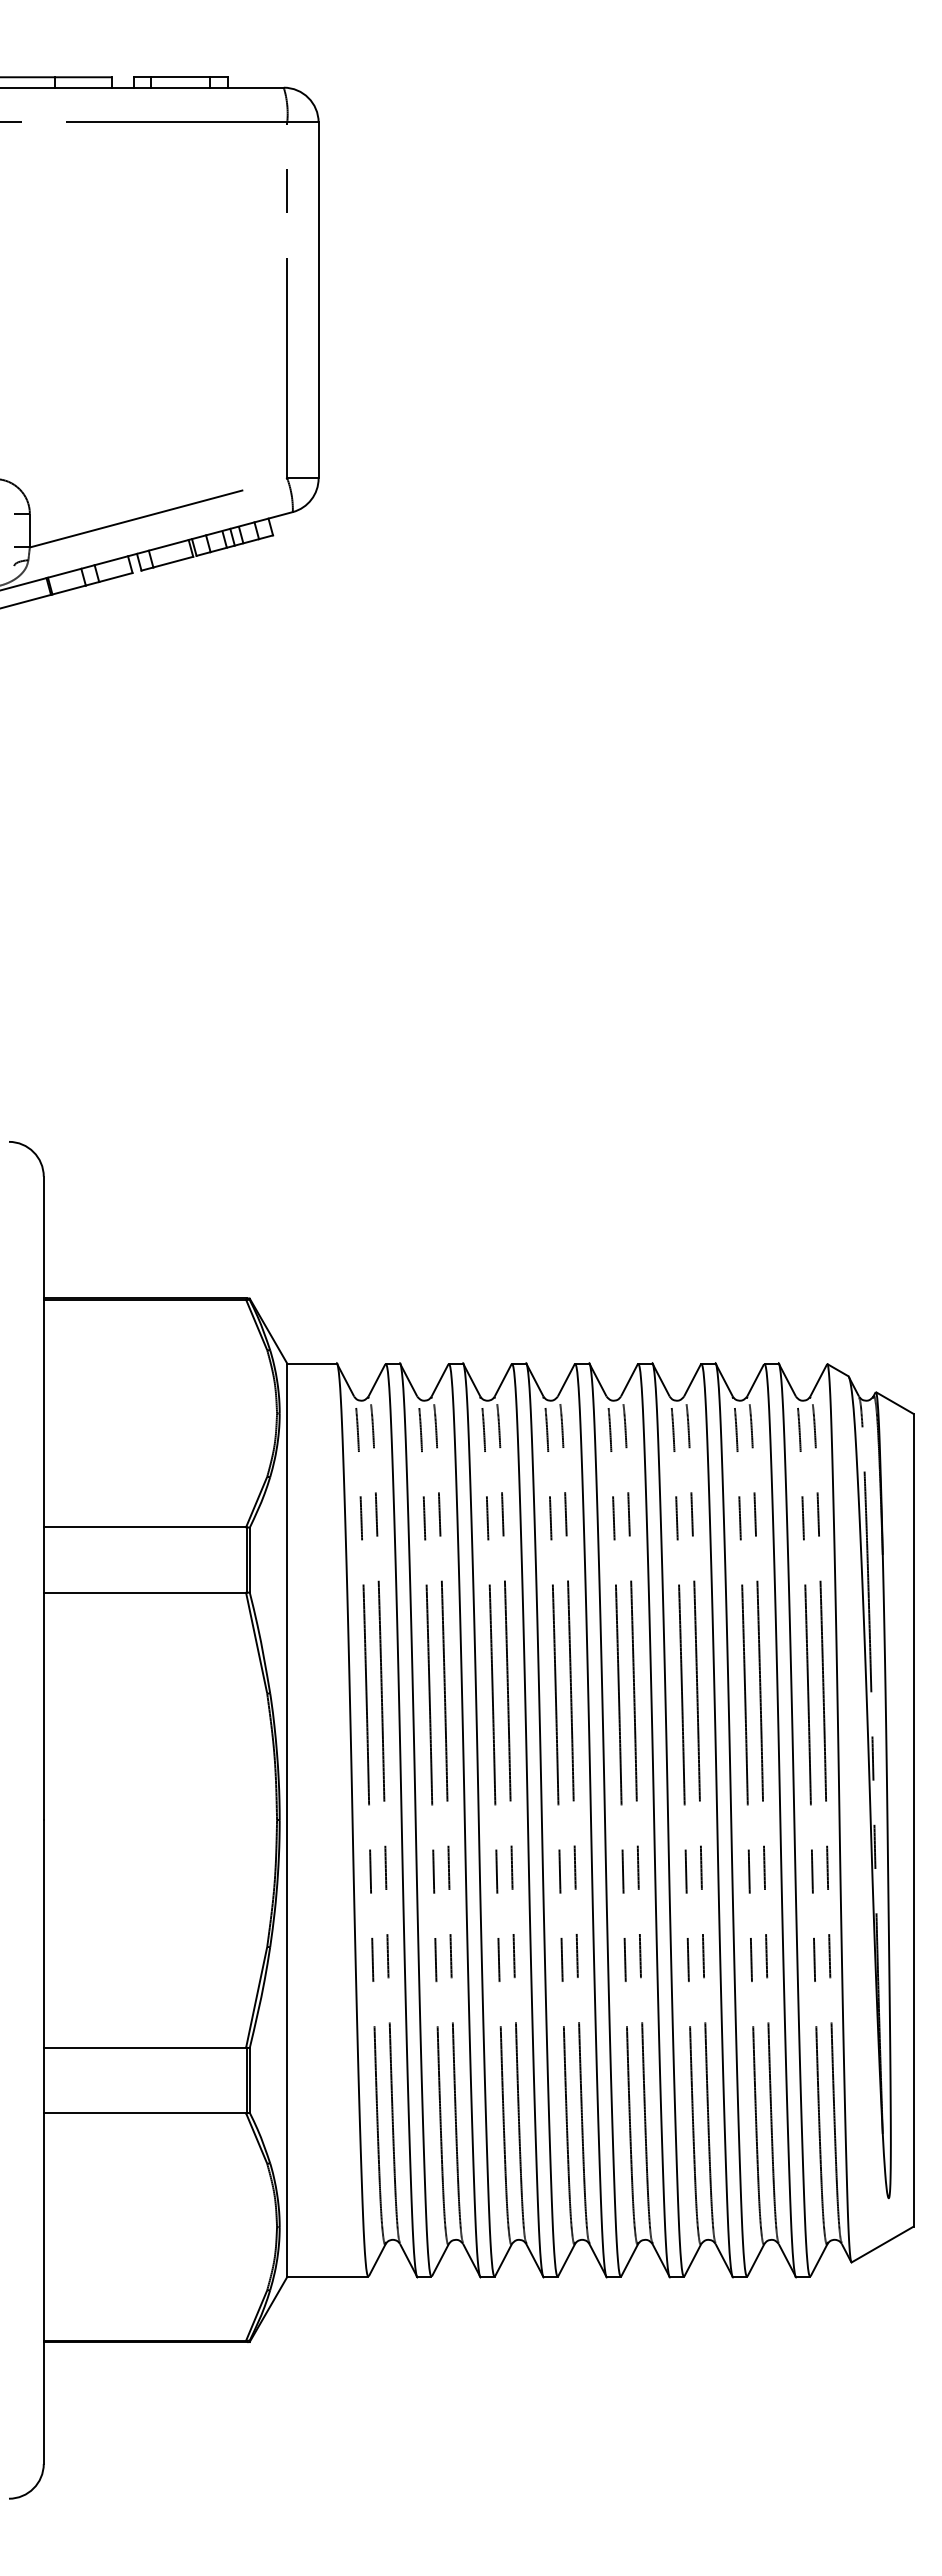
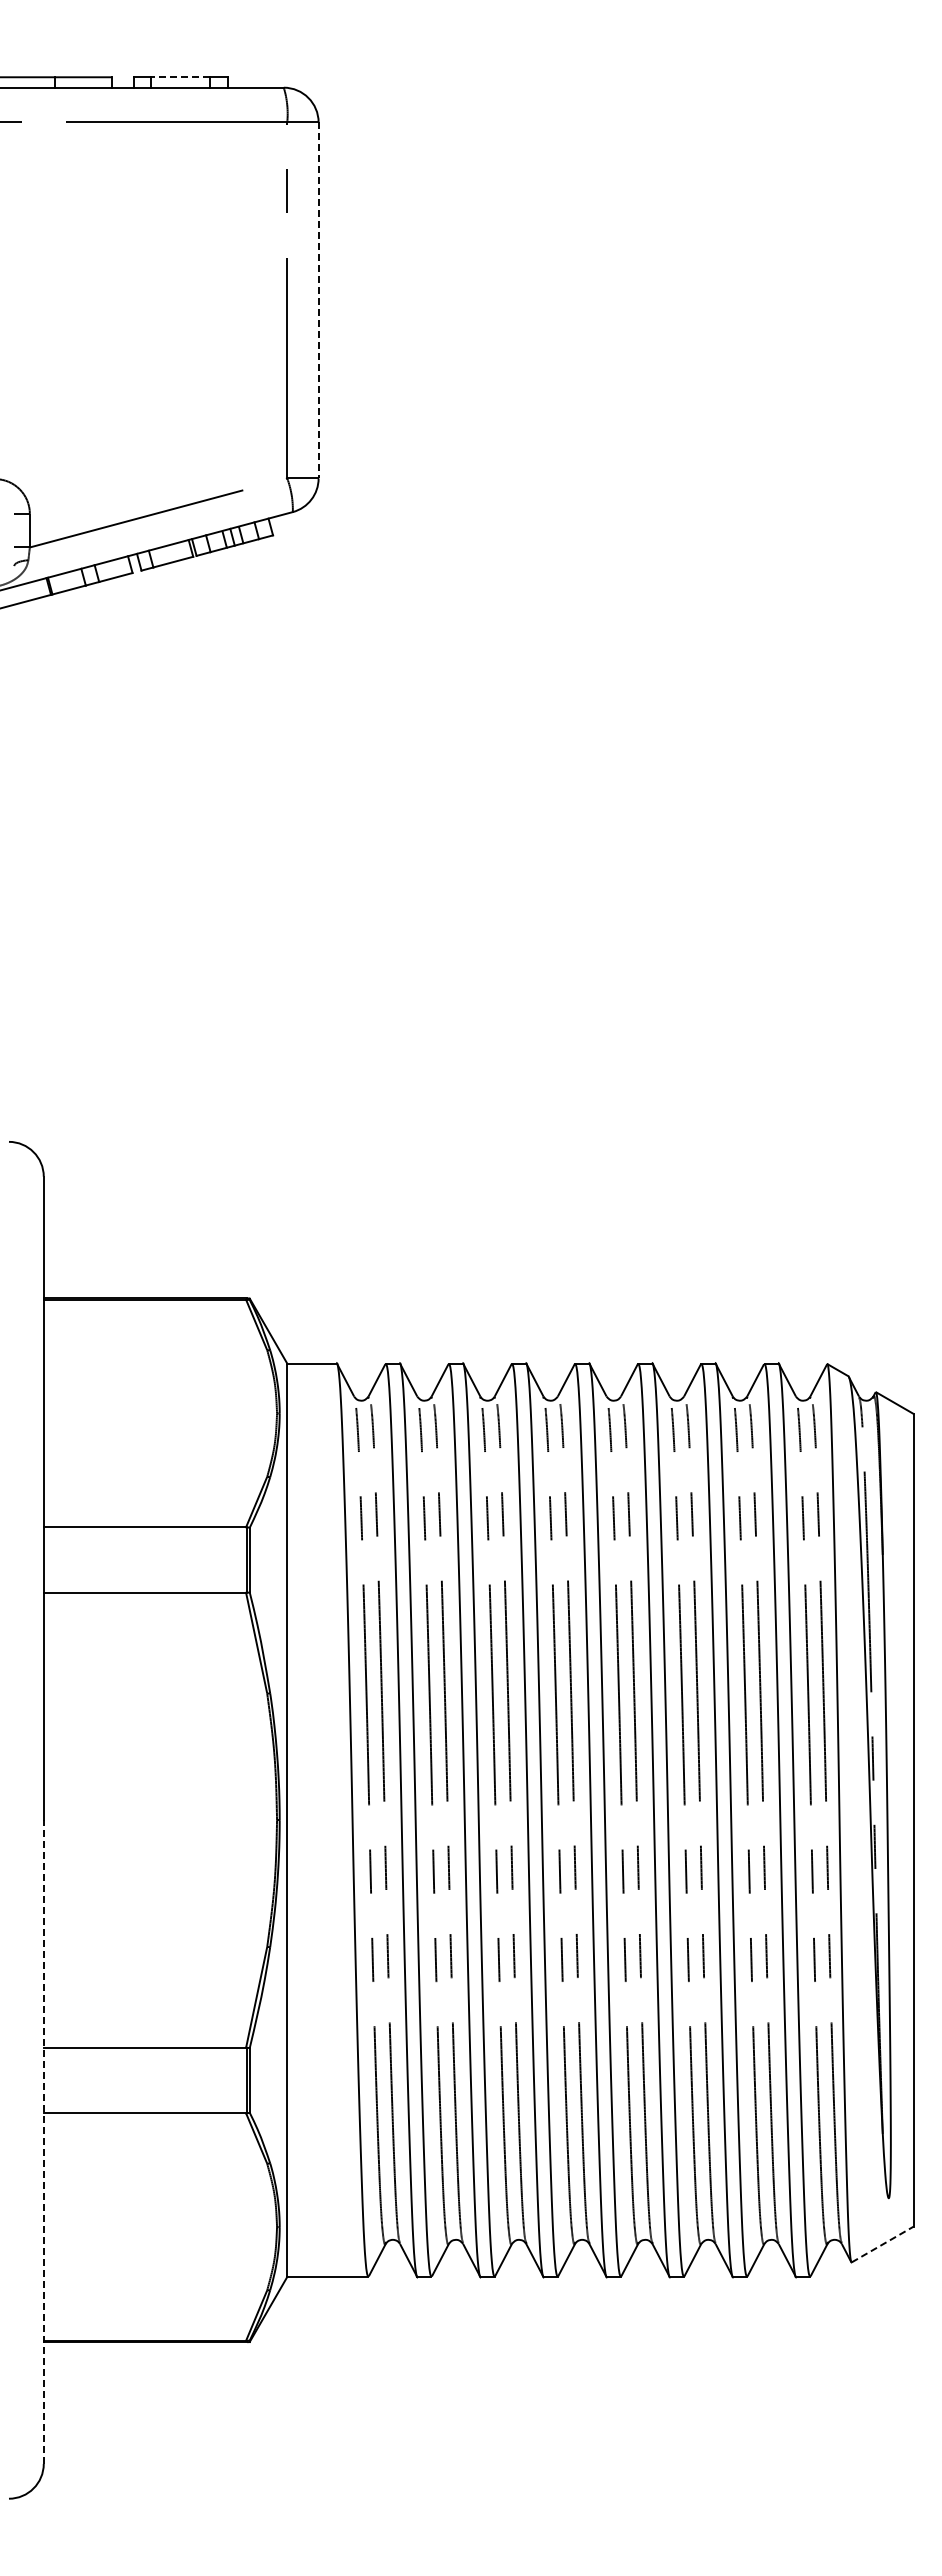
line: solid -> dashed (180, 77)
line: solid -> dashed (318, 300)
line: solid -> dashed (43, 2142)
line: solid -> dashed (882, 2244)
